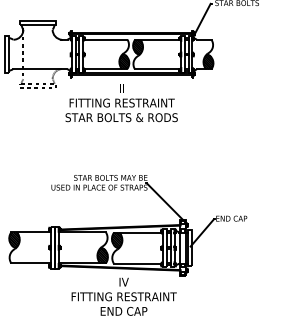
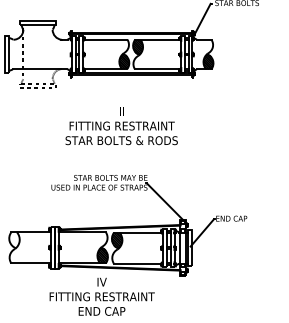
text position: (121, 103) -> (121, 126) (121, 126)
hatch: present -> none (14, 239)
text position: (123, 296) -> (101, 296) (101, 296)
